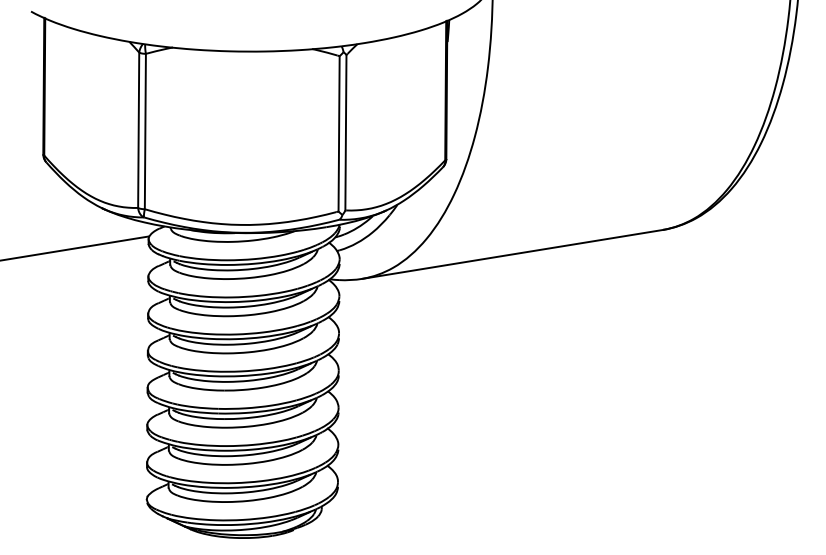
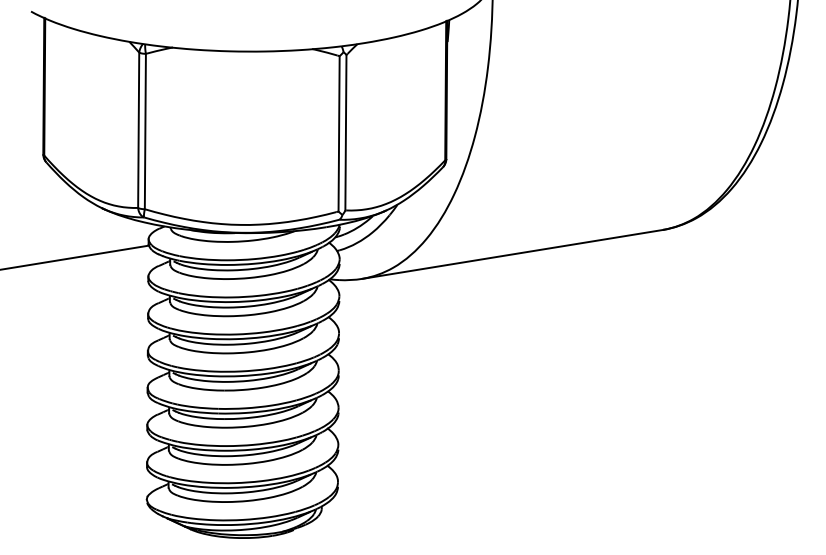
line position: (75, 248) -> (75, 257) (75, 257)
